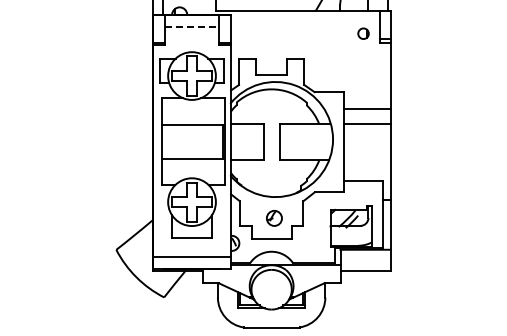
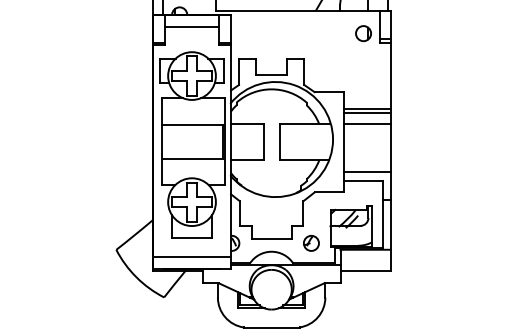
line: dashed -> solid (192, 26)
part size: 13x13 px -> 17x18 px (363, 33)
line: none -> present (366, 112)
line: none -> present (366, 172)
part position: (274, 218) -> (311, 243) (311, 243)
